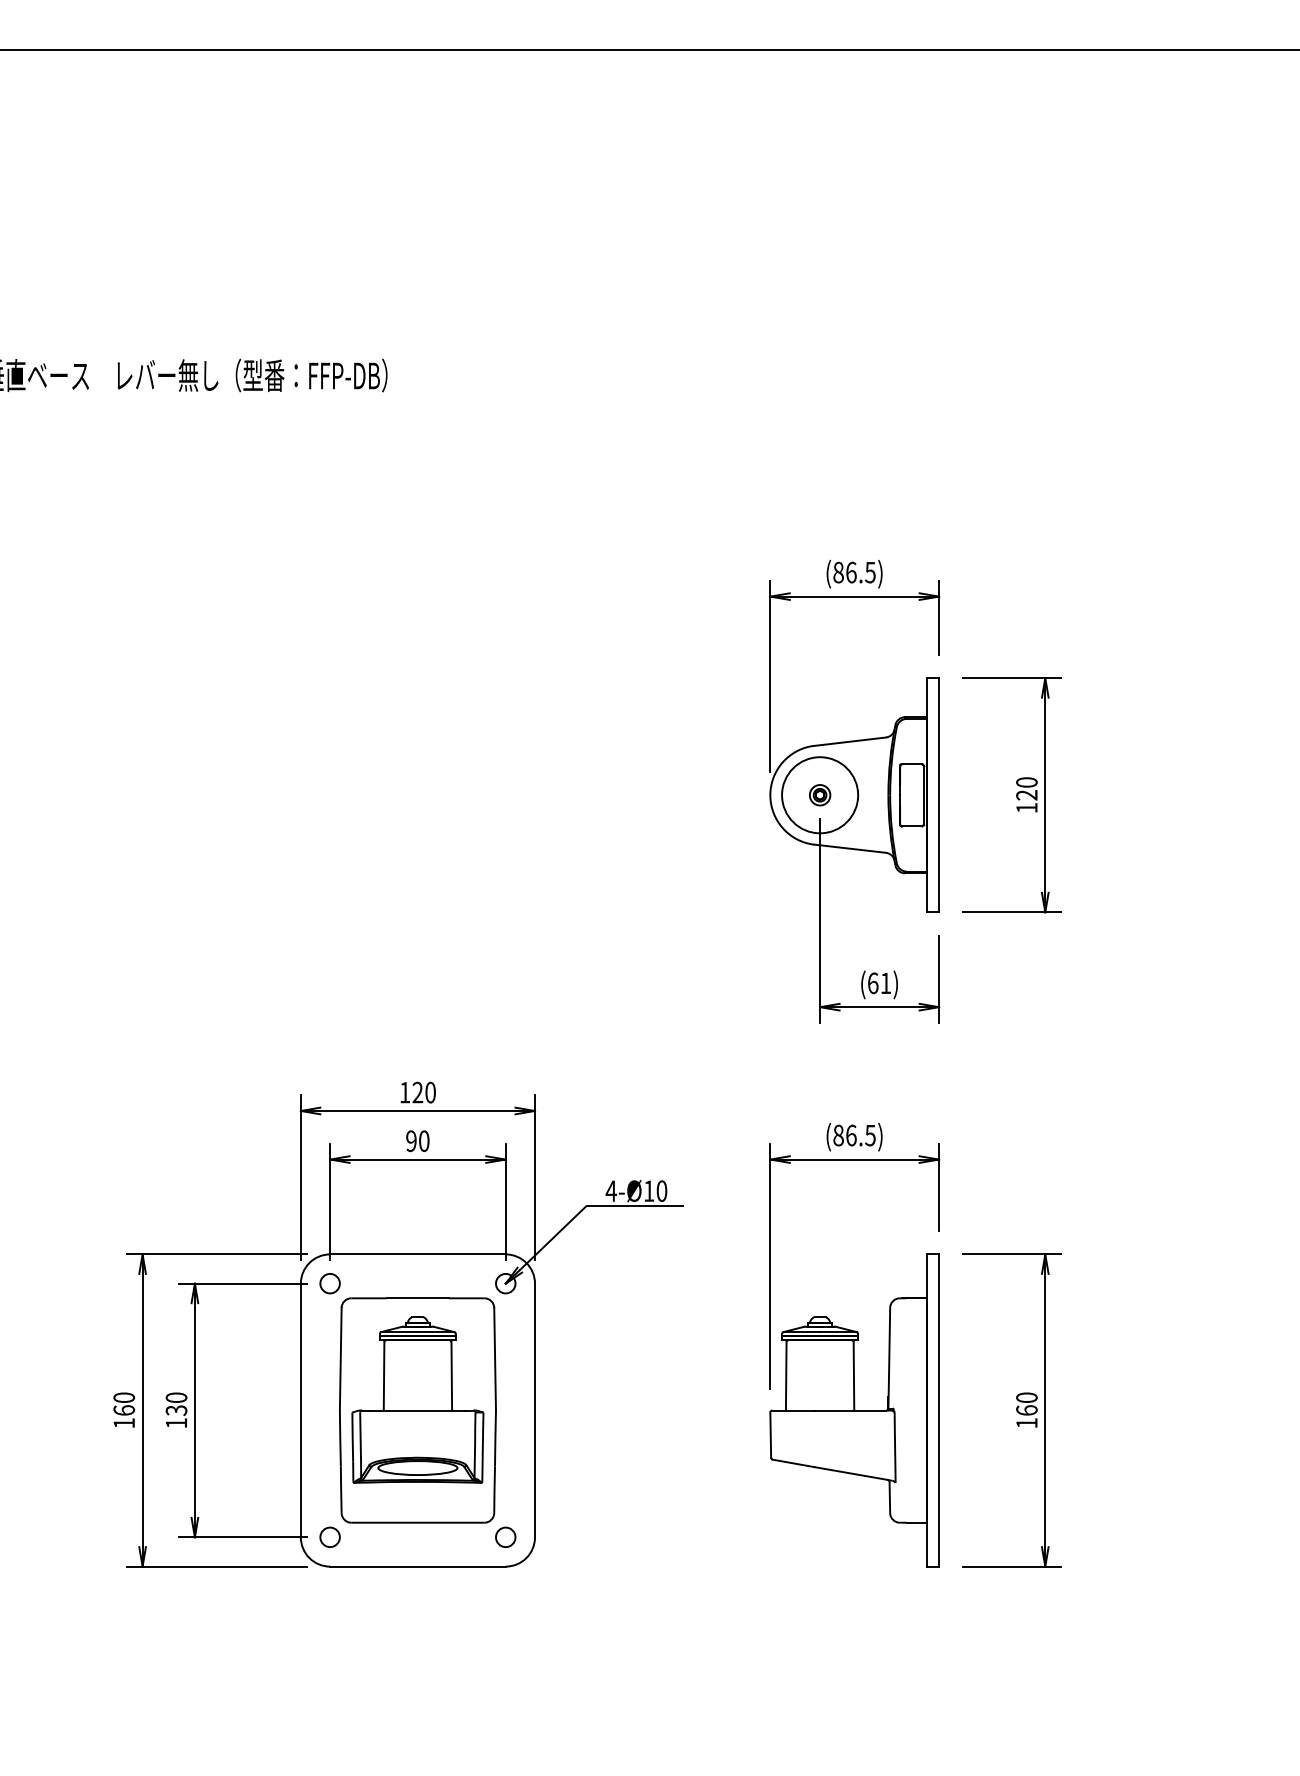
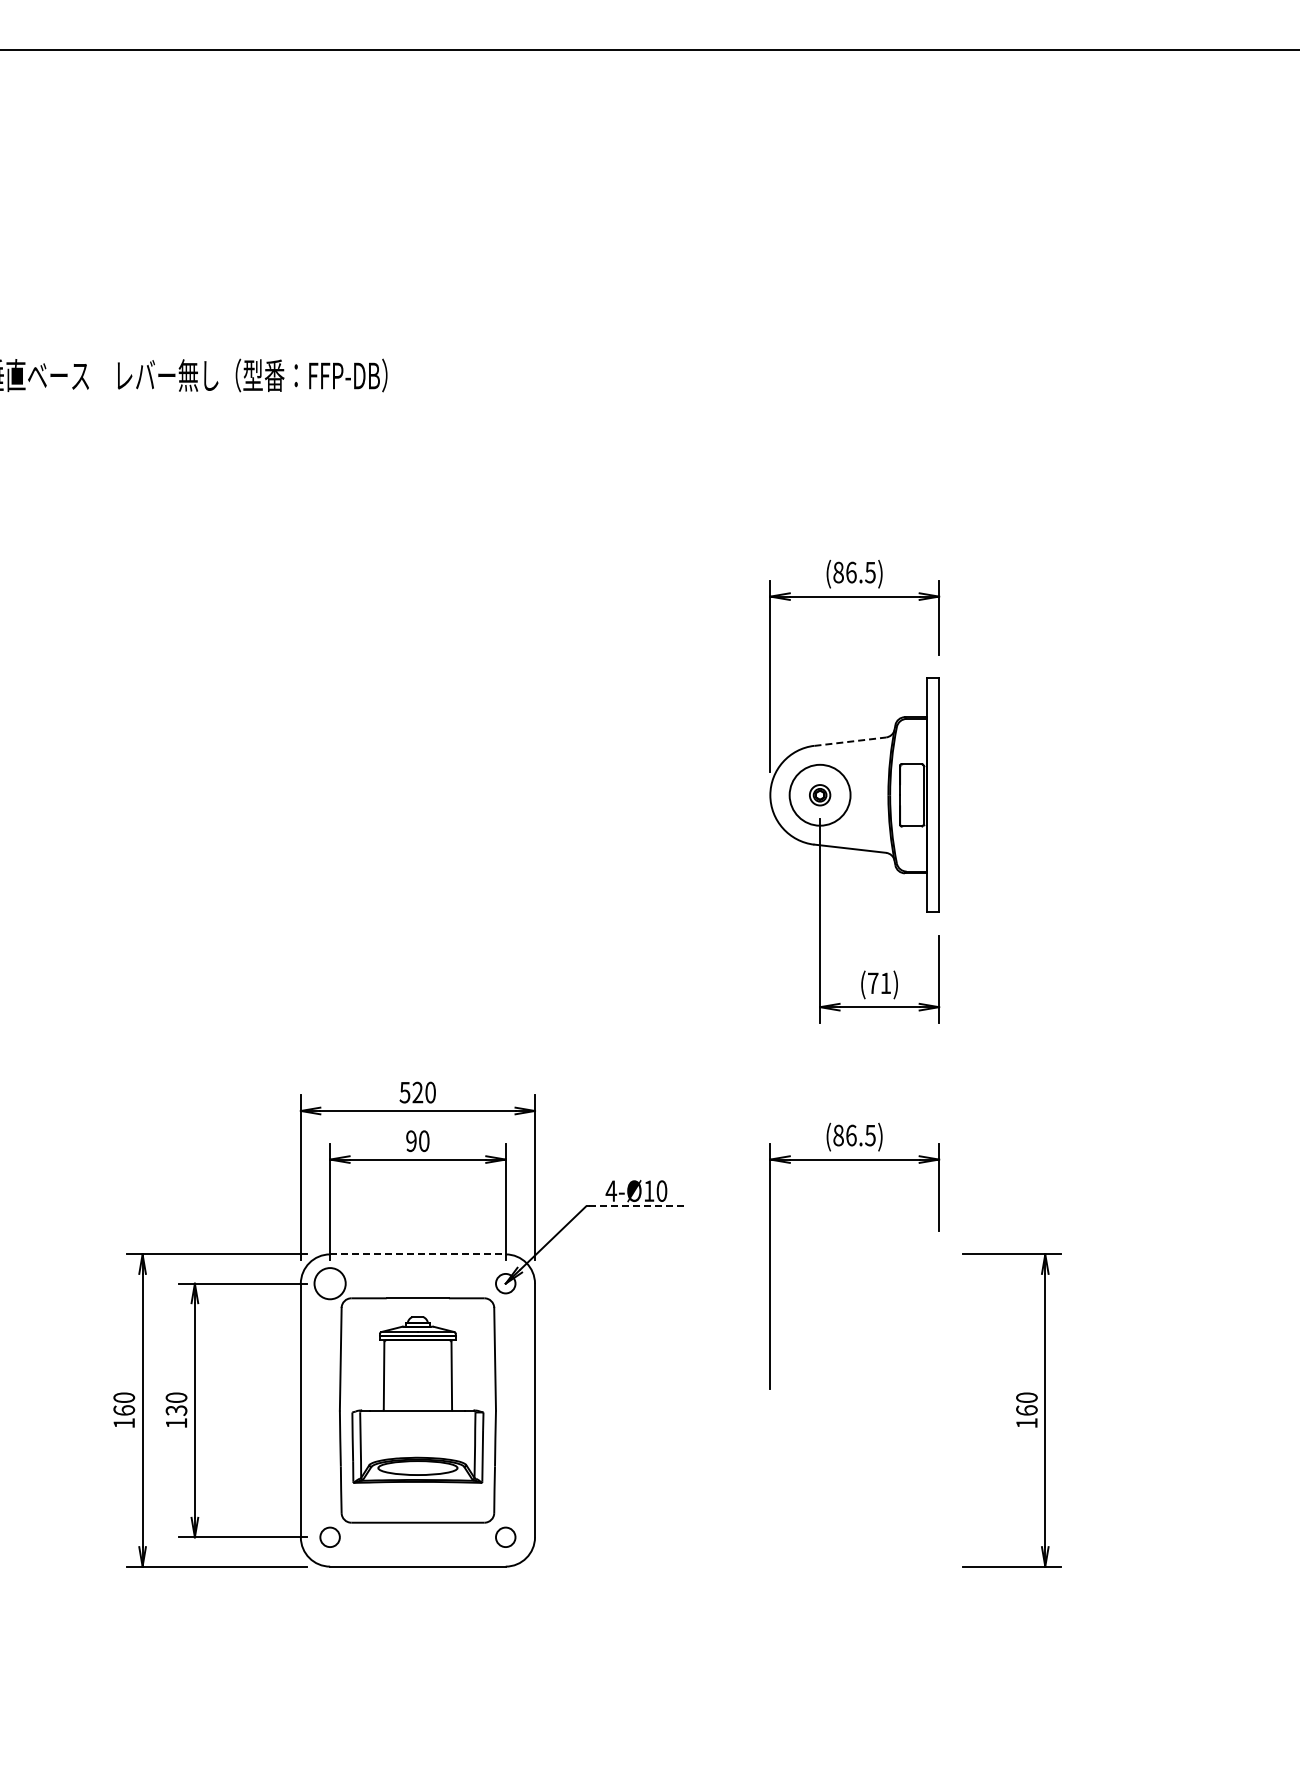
line: solid -> dashed (850, 741)
circle diameter: 76 px -> 61 px (819, 794)
part: present -> none (1011, 795)
text: (61) -> (71) (873, 983)
text: 120 -> 520 (404, 1092)
line: solid -> dashed (636, 1206)
line: solid -> dashed (417, 1254)
circle diameter: 20 px -> 31 px (329, 1283)
part: present -> none (854, 1410)
